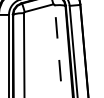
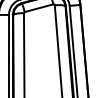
line: dashed -> solid (58, 50)
